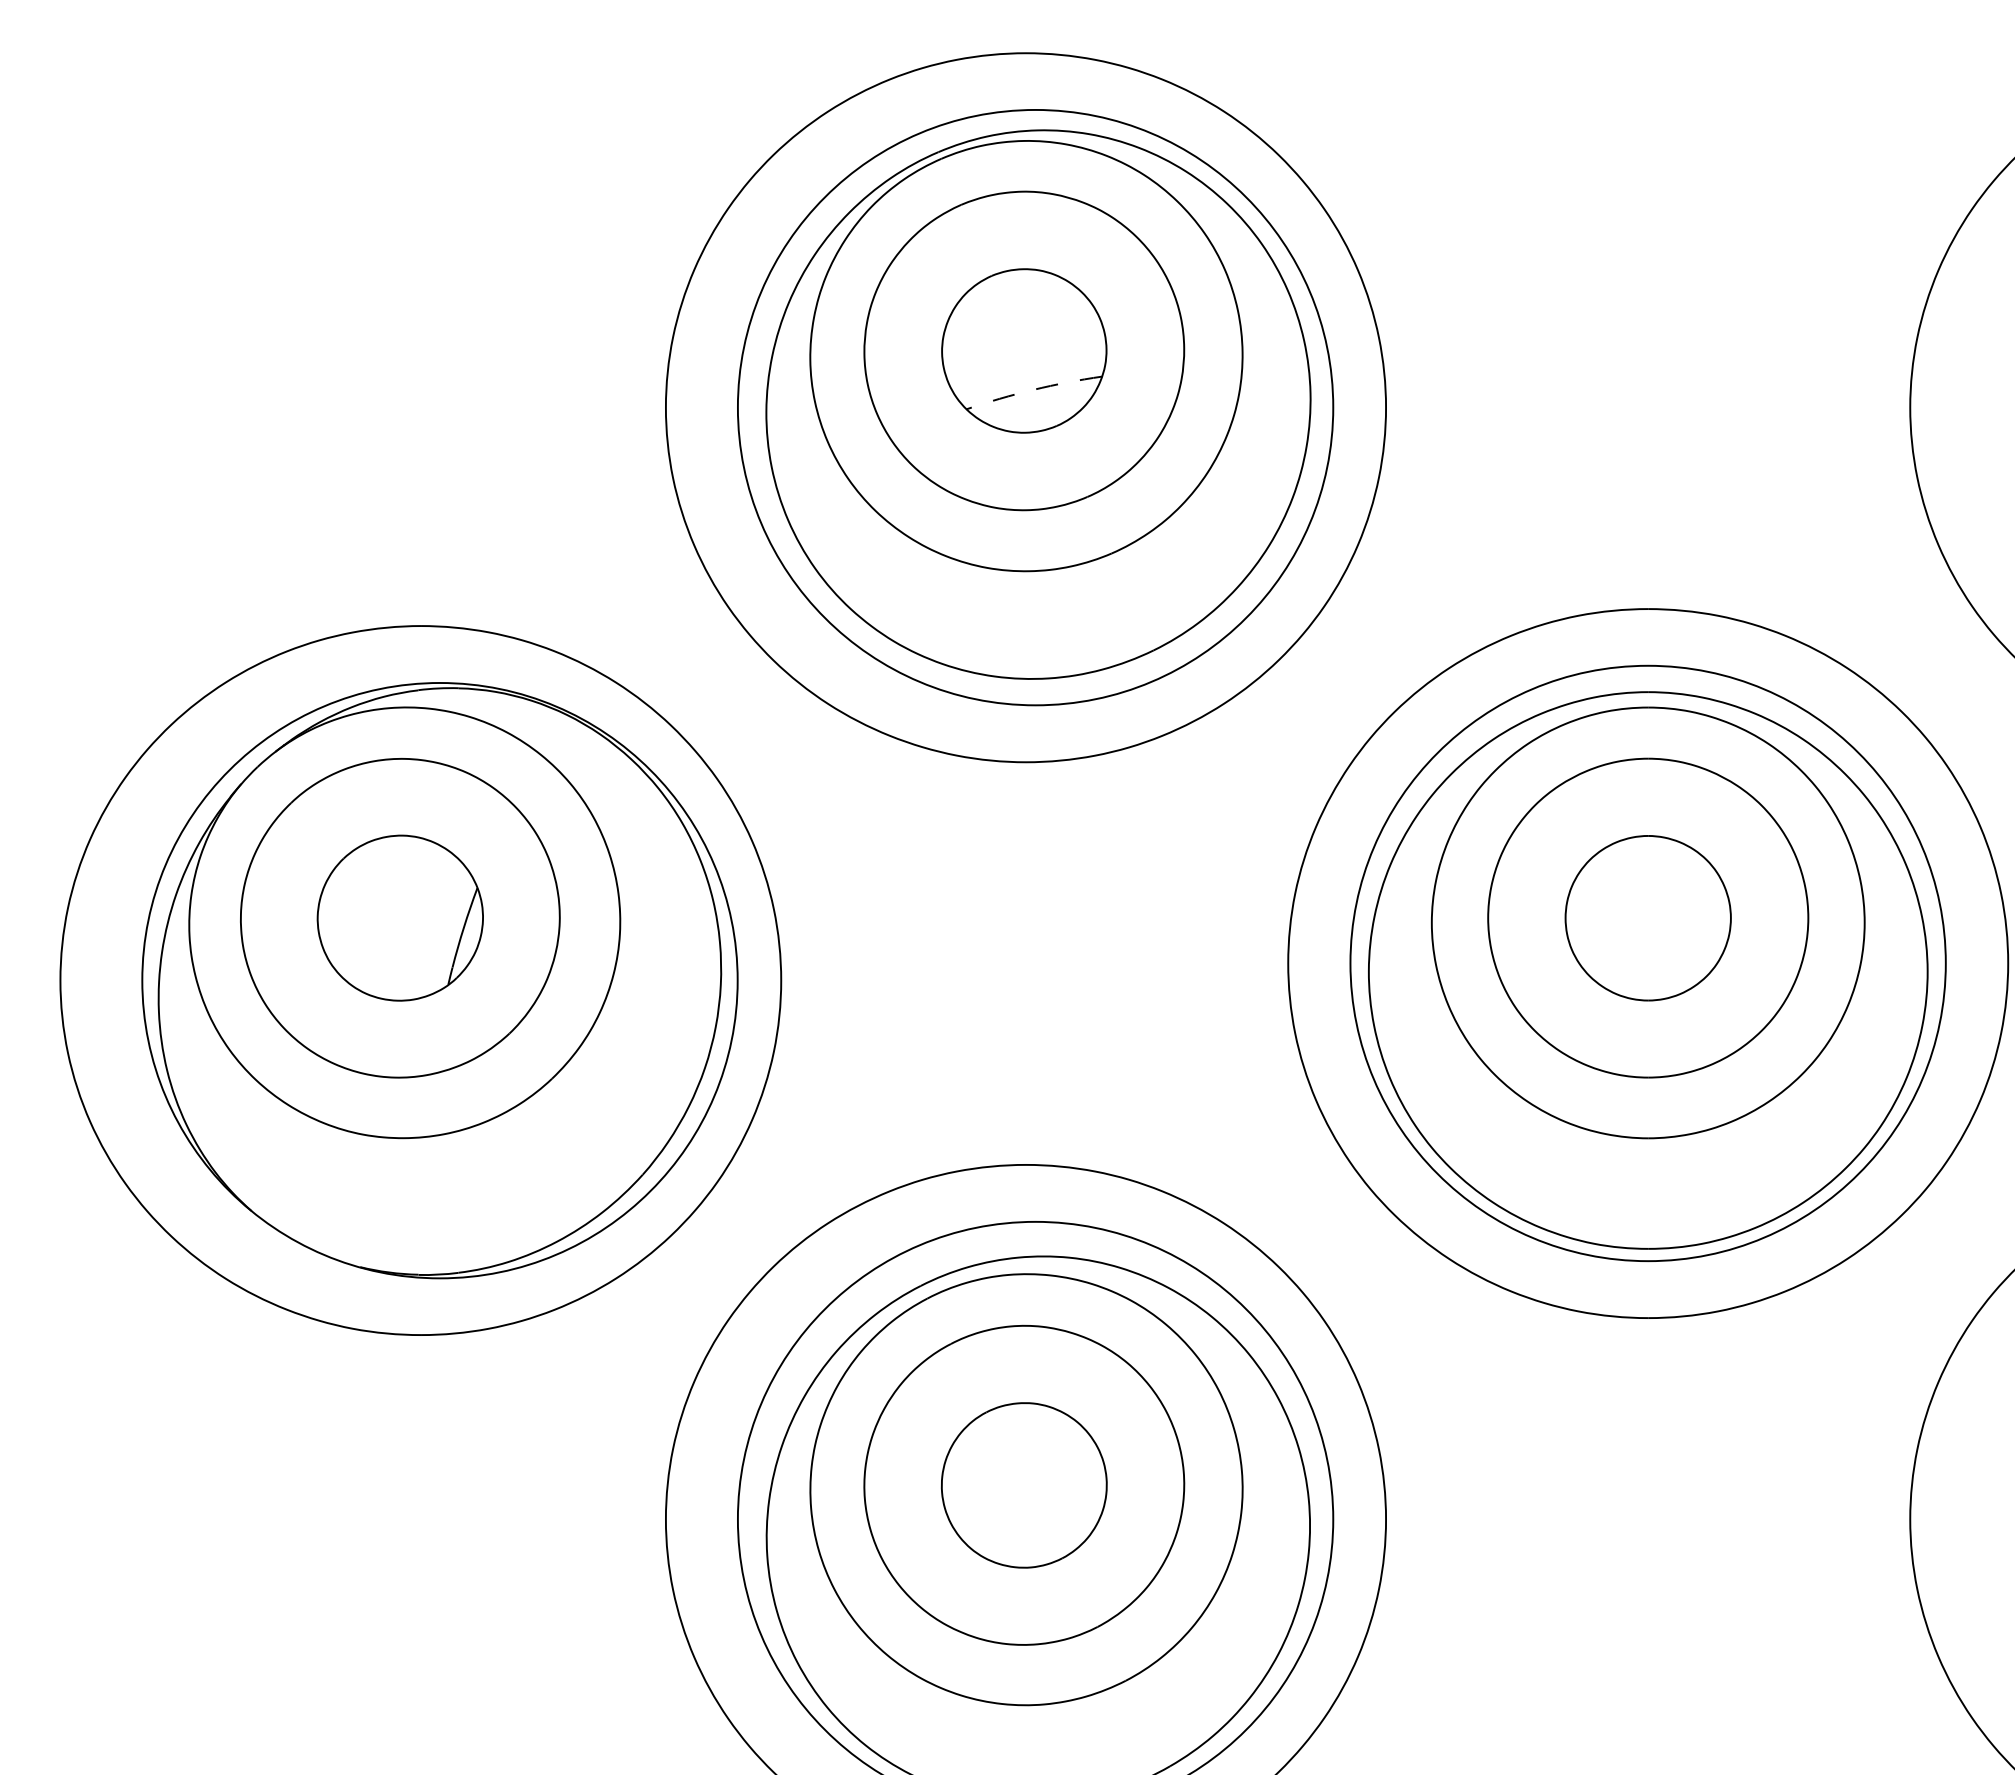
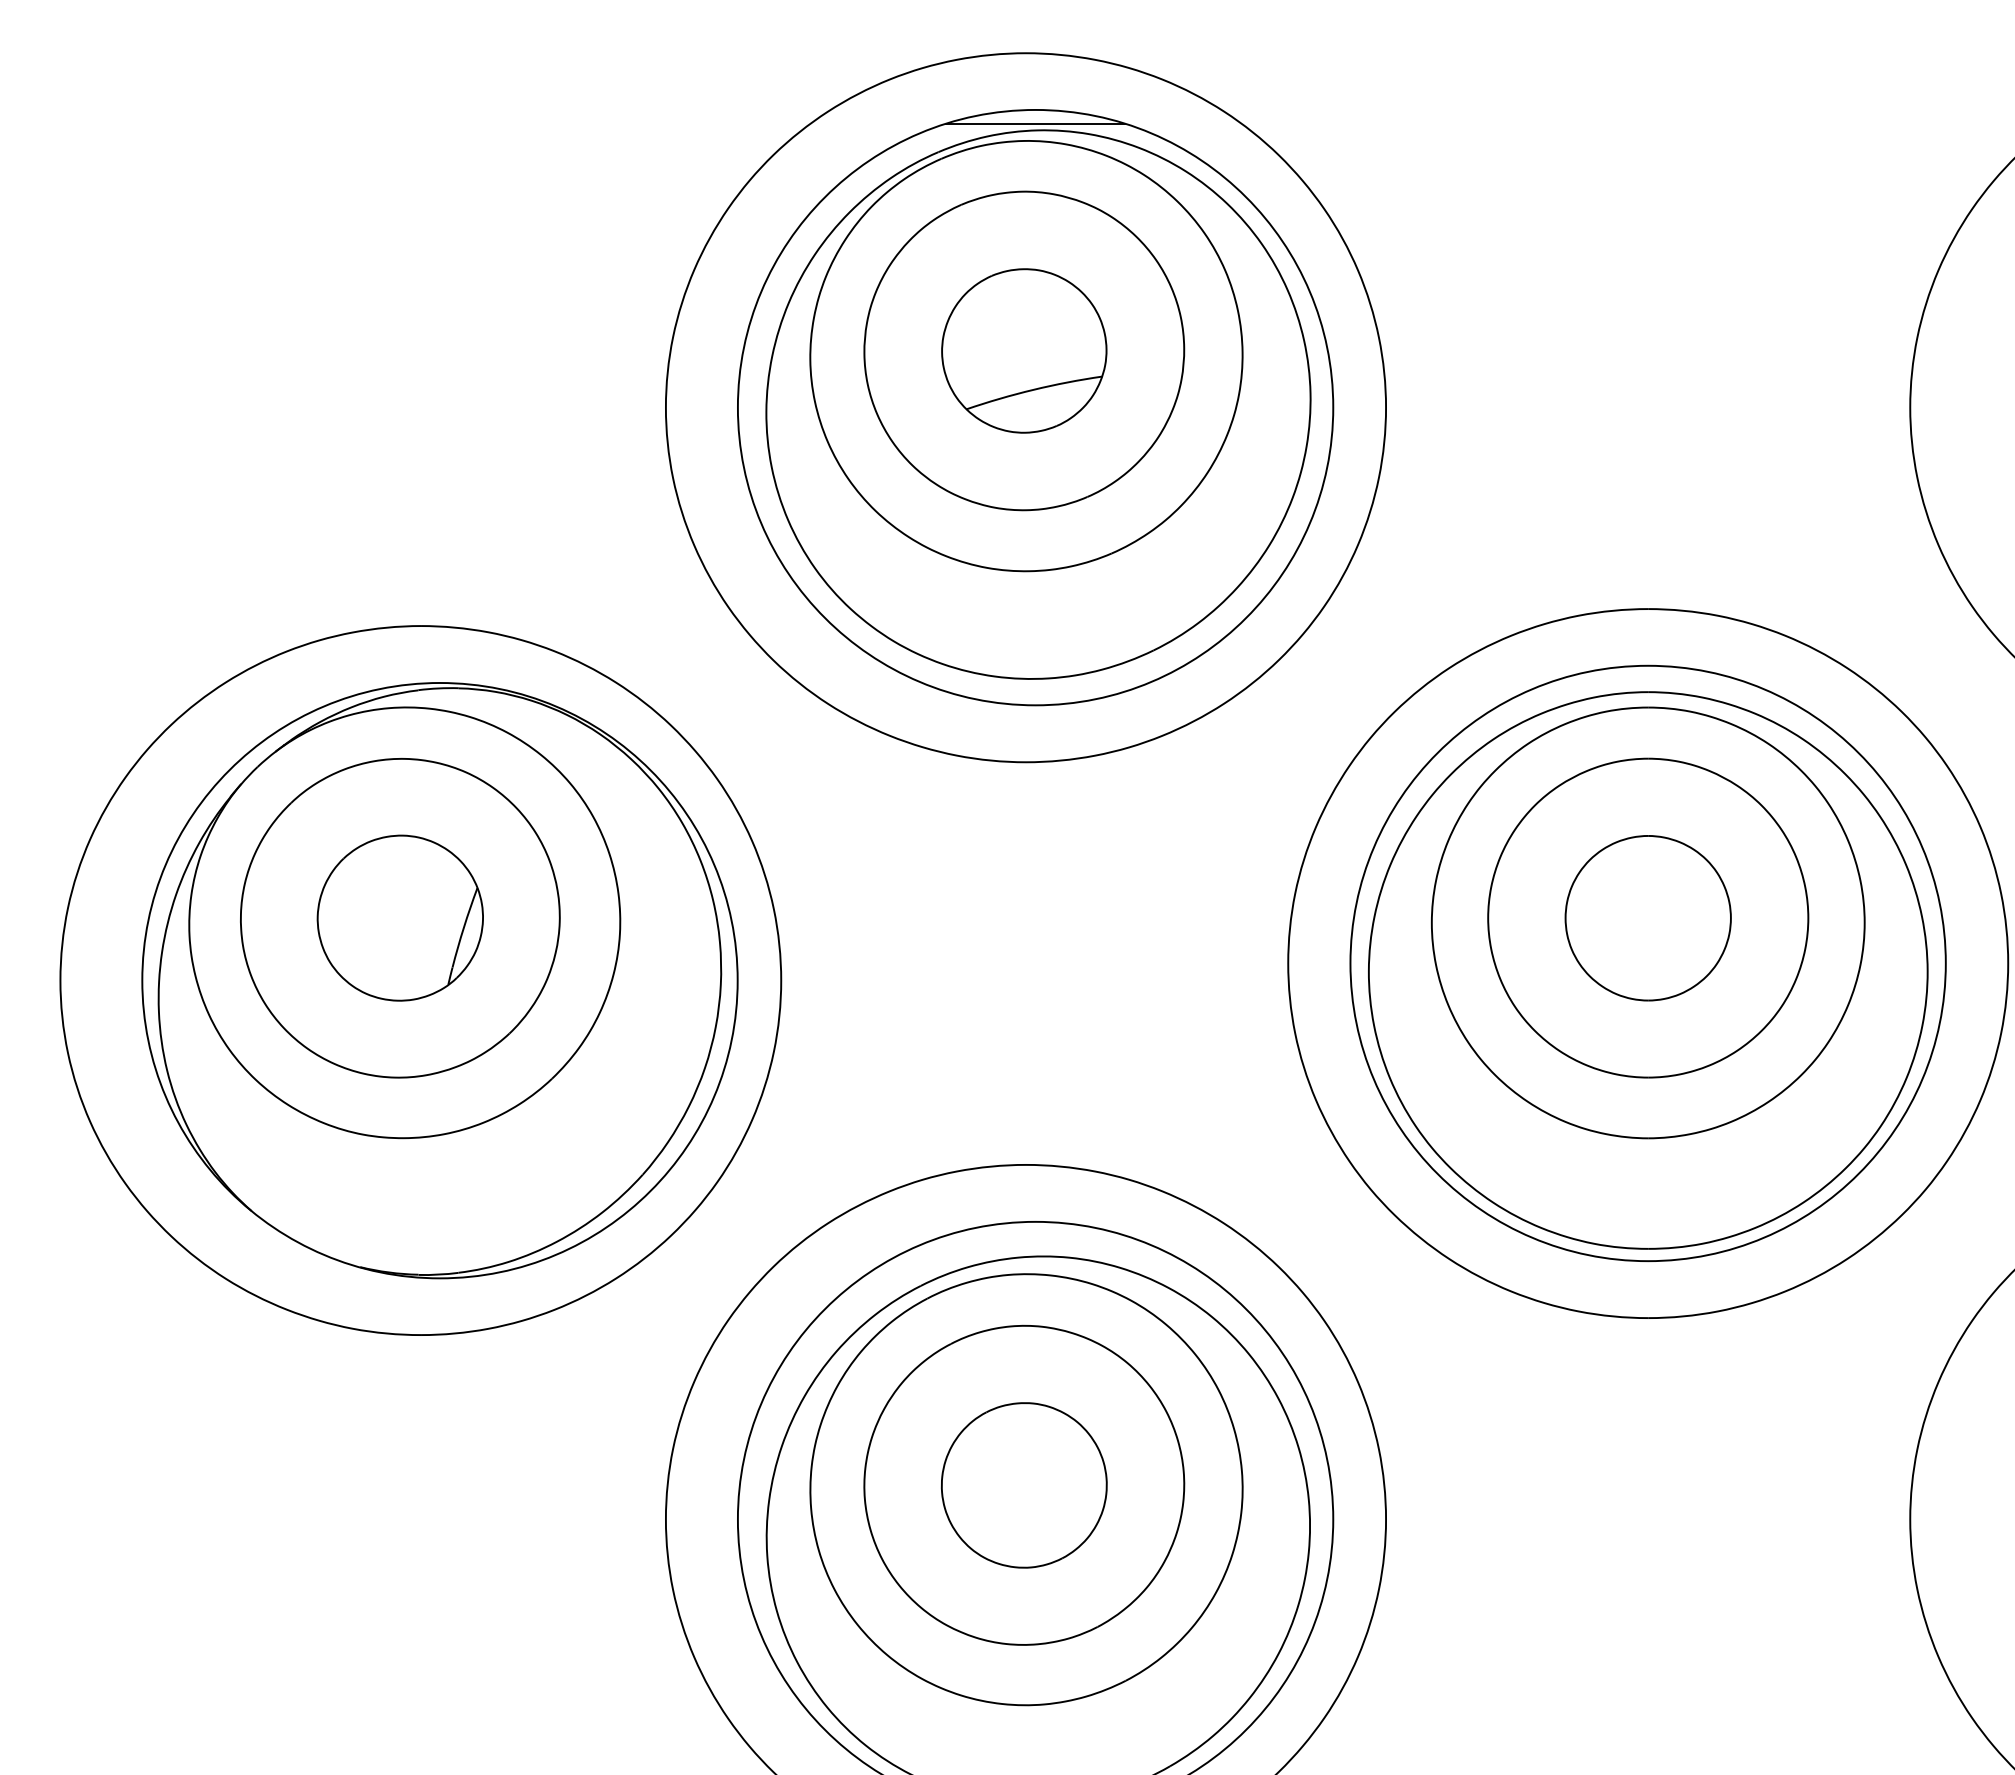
line: none -> present (1035, 123)
arc: dashed -> solid (1033, 389)
